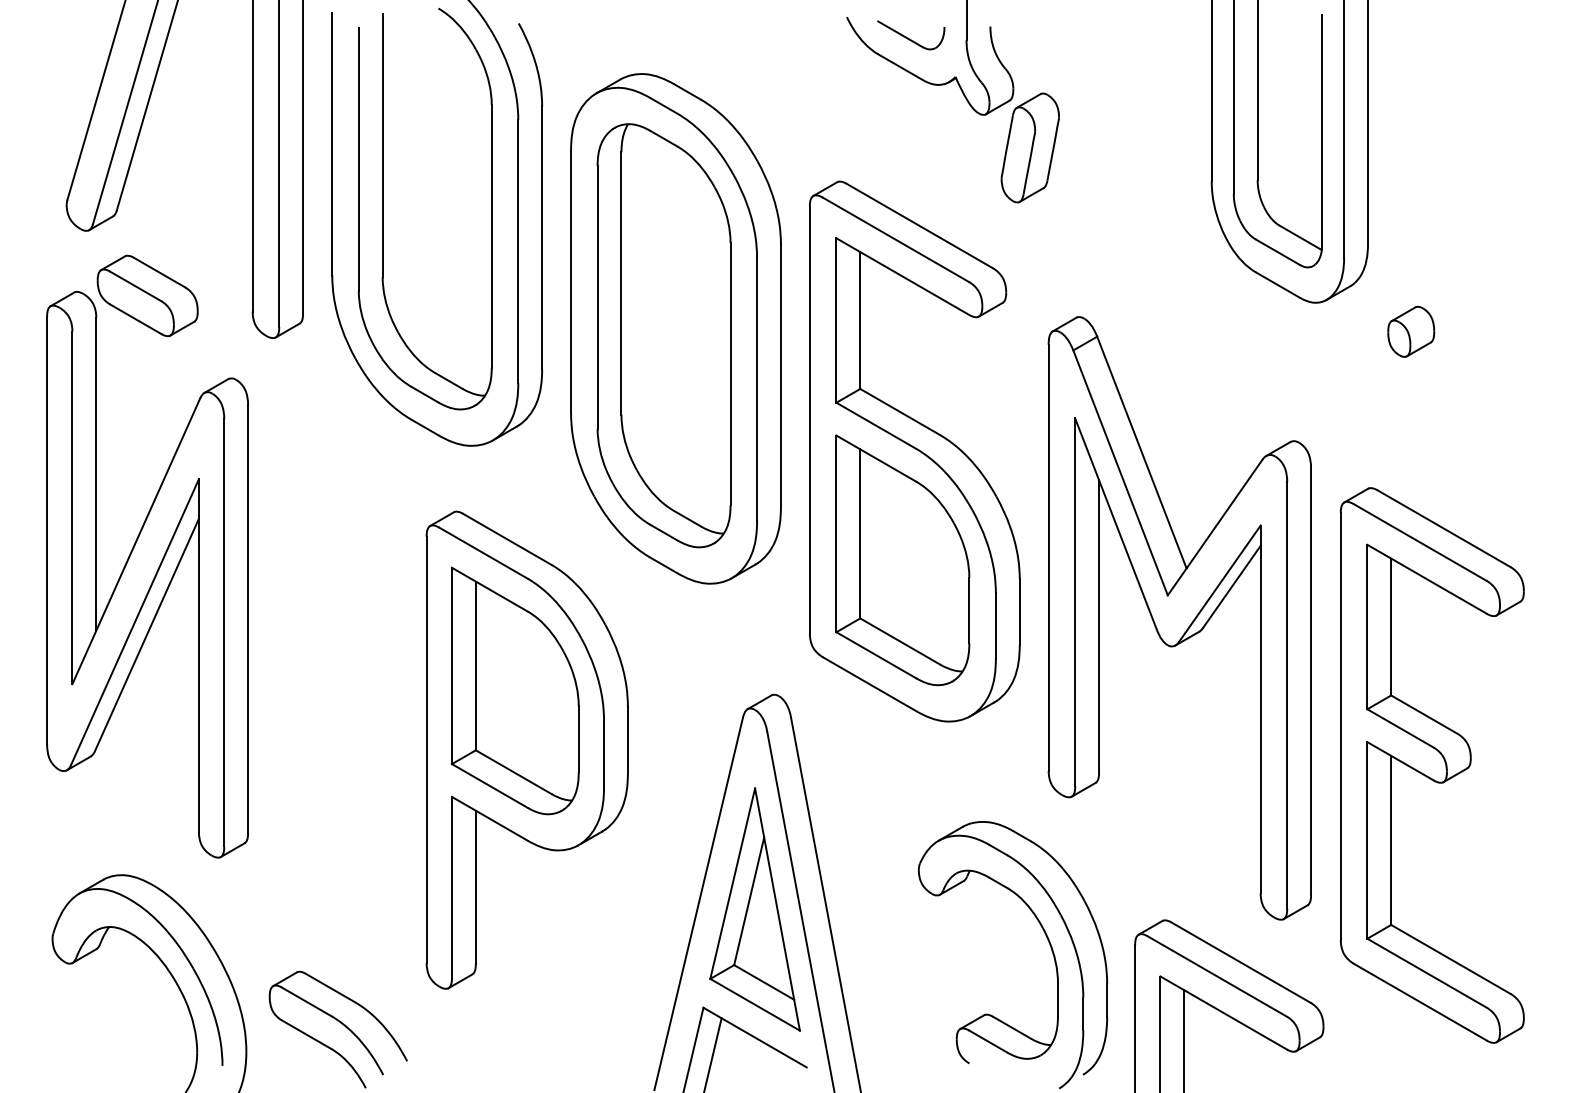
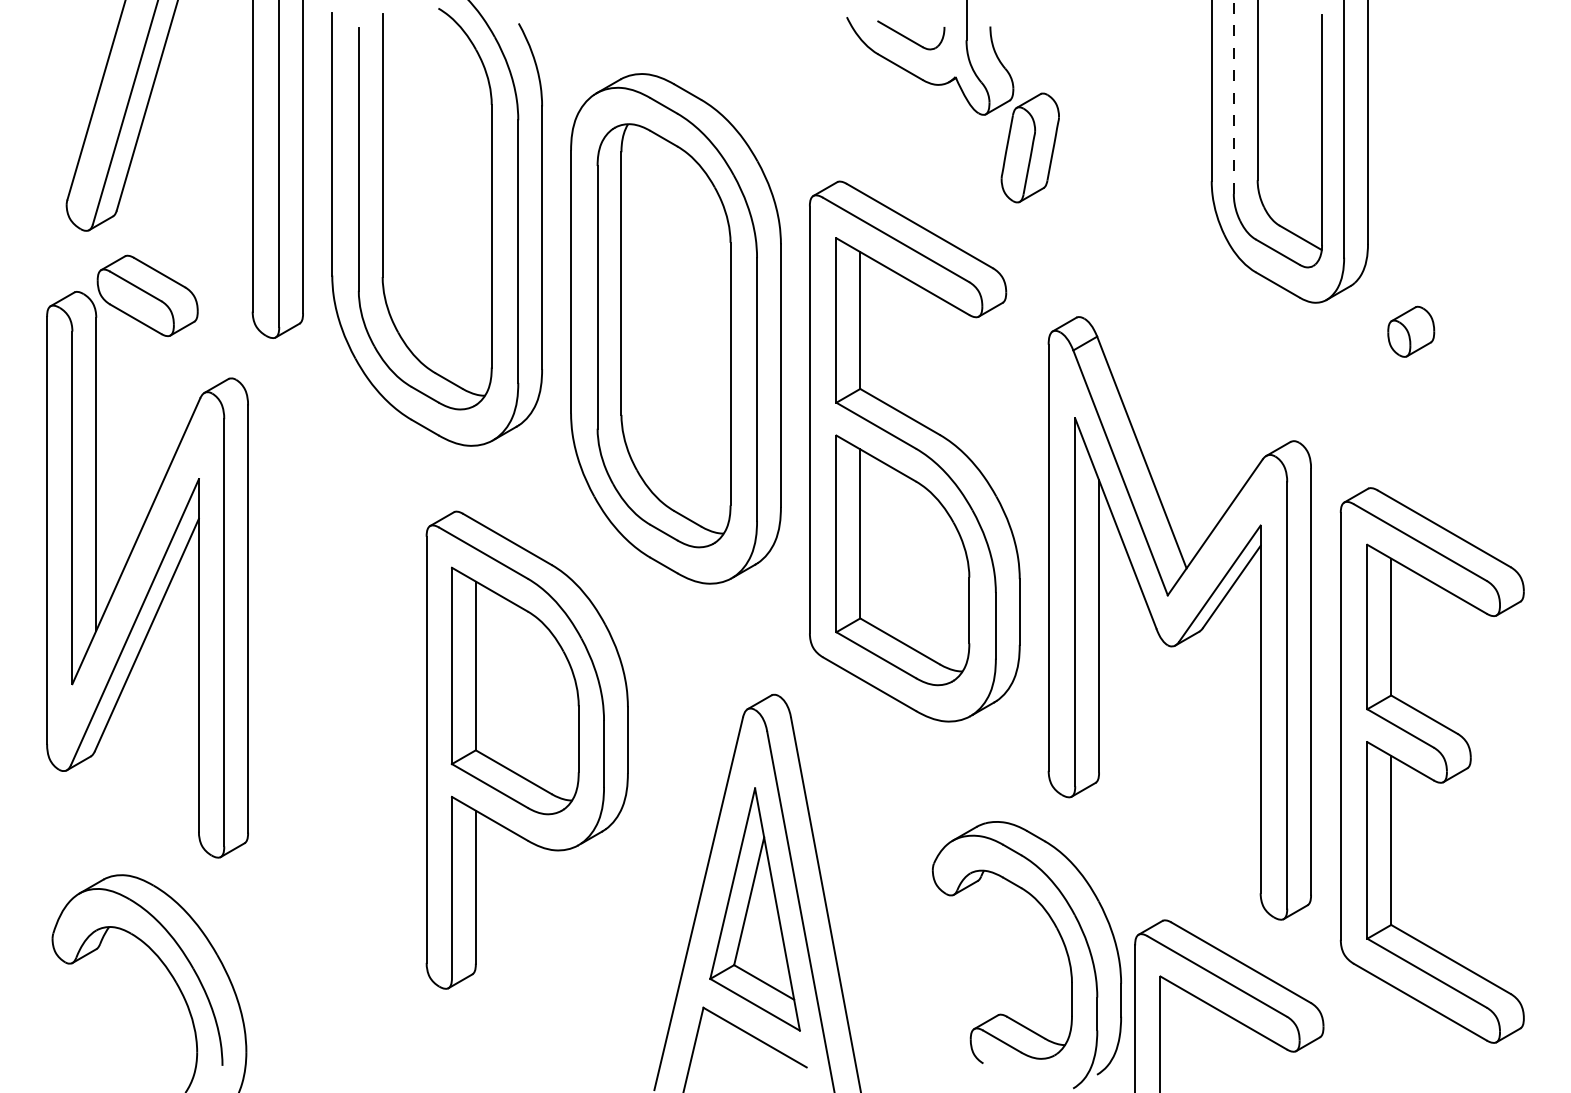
line: solid -> dashed (1233, 96)
part position: (1047, 940) -> (1061, 940) (1061, 940)
part: present -> none (341, 1024)
line: present -> none (1184, 1039)
line: present -> none (712, 1053)
